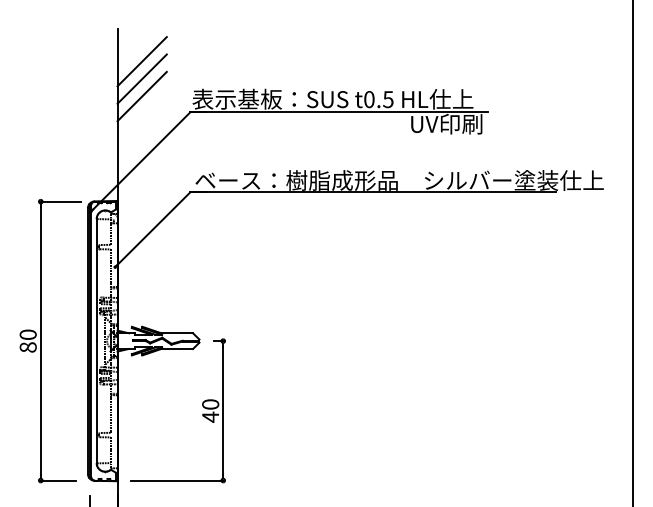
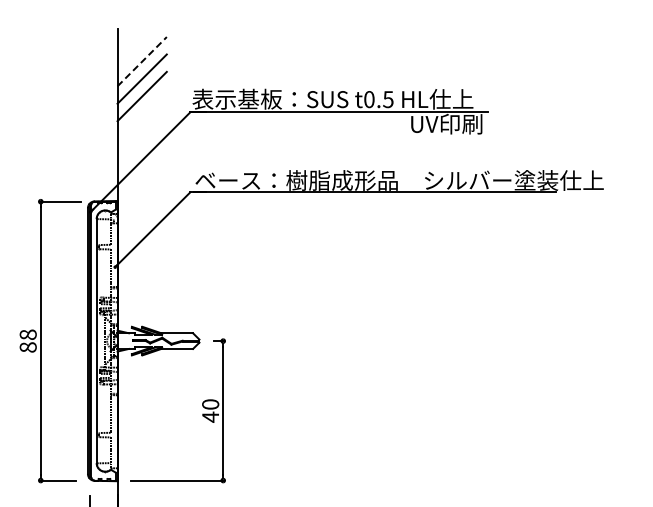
line: solid -> dashed (142, 61)
line: present -> none (633, 252)
text: 80 -> 88 (28, 334)
